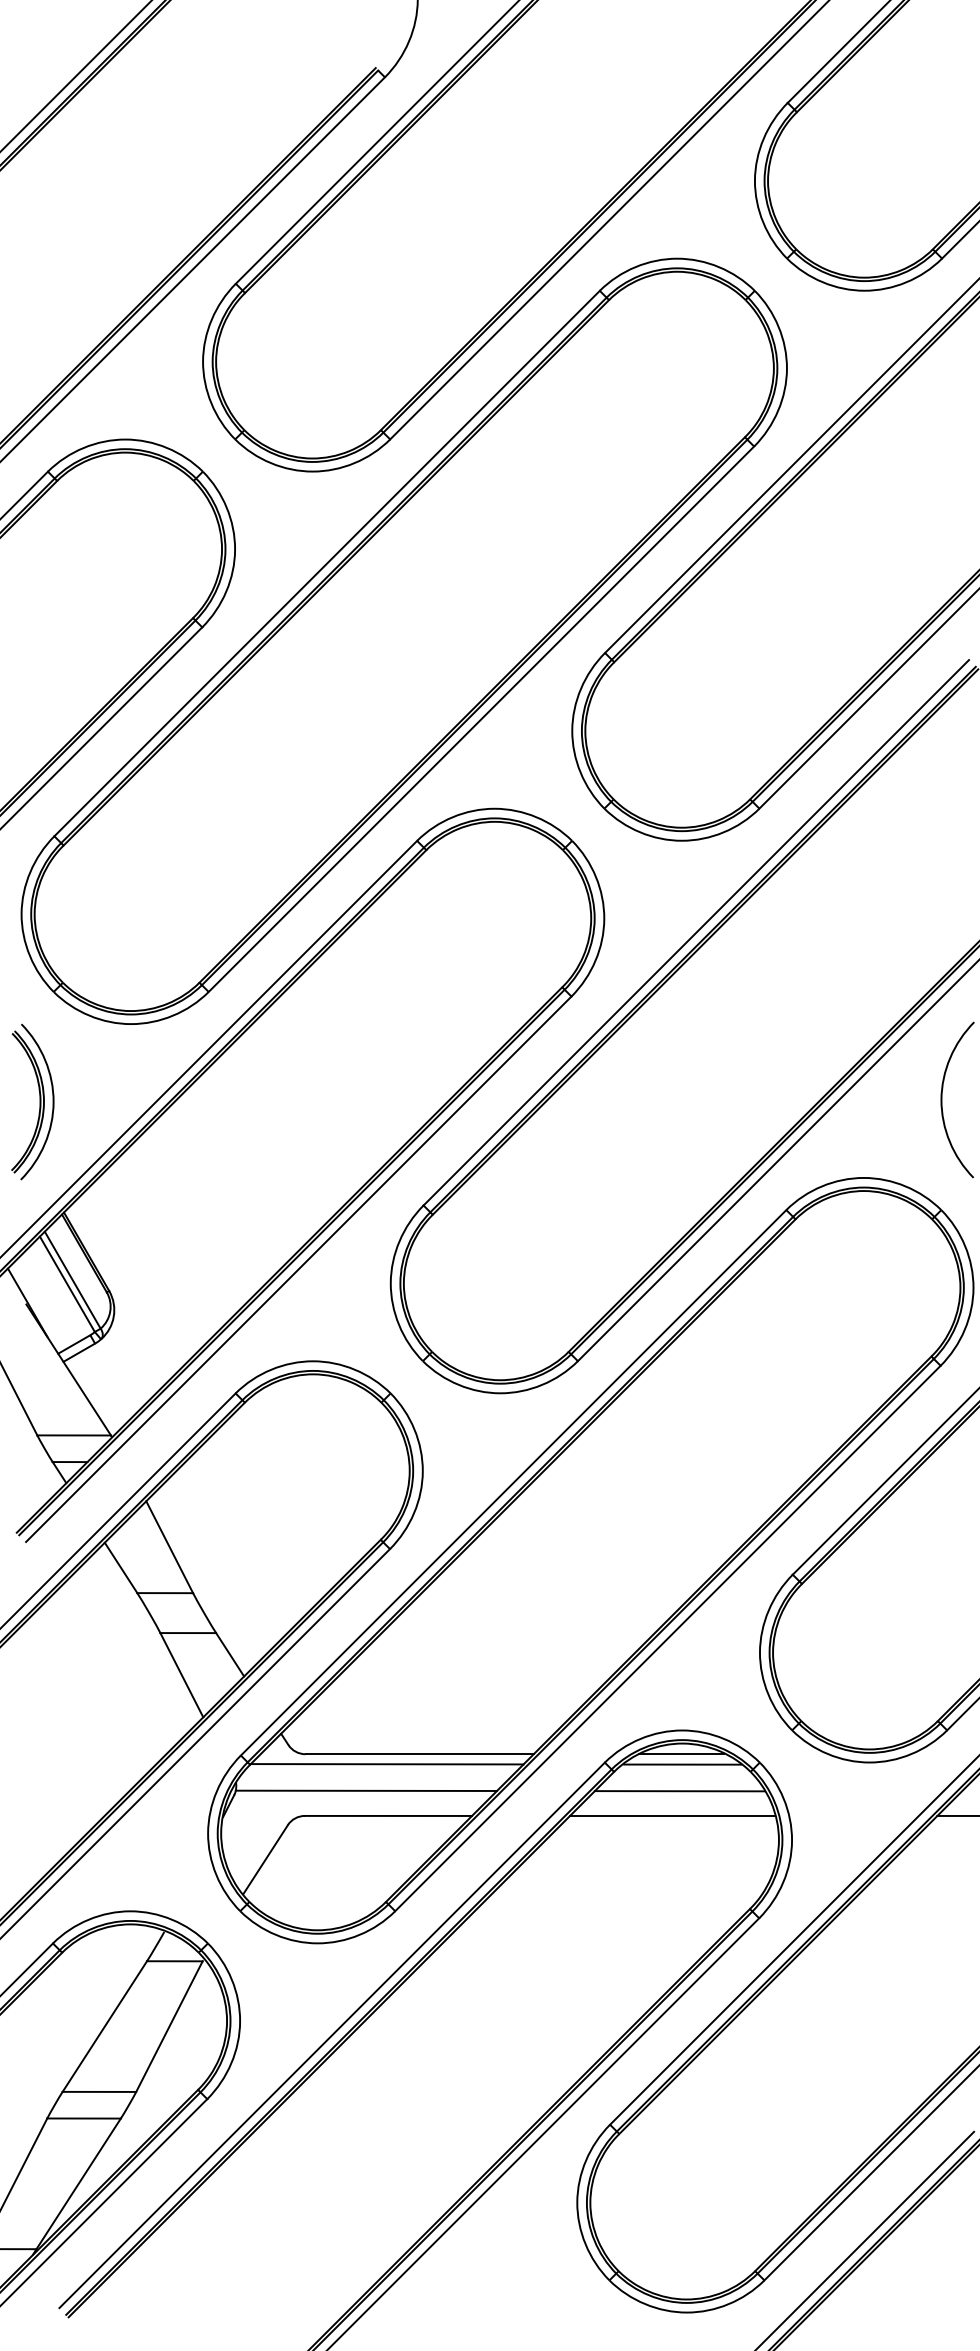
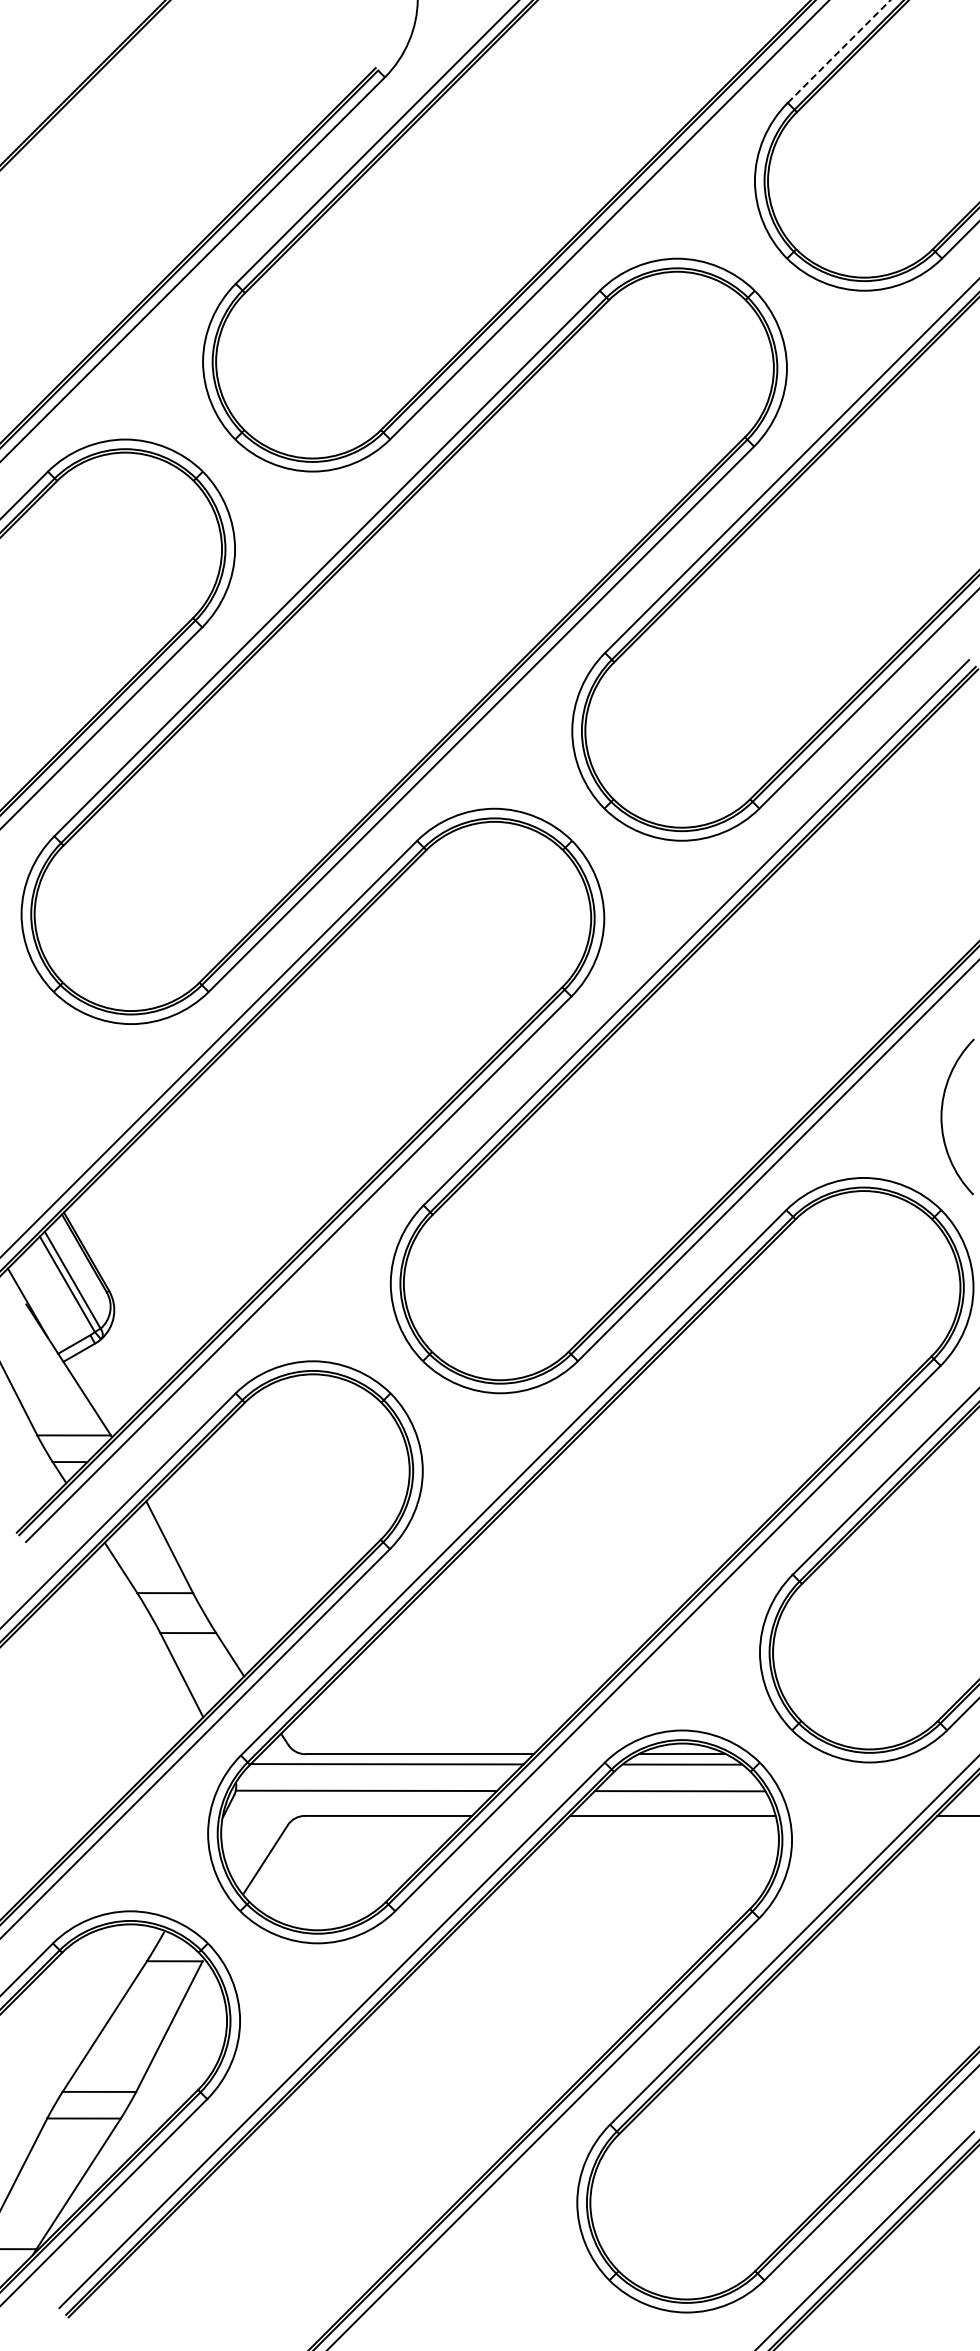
line: solid -> dashed (839, 51)
line: present -> none (75, 76)
curve position: (942, 1099) -> (942, 1116) (942, 1116)
part: present -> none (39, 1101)
